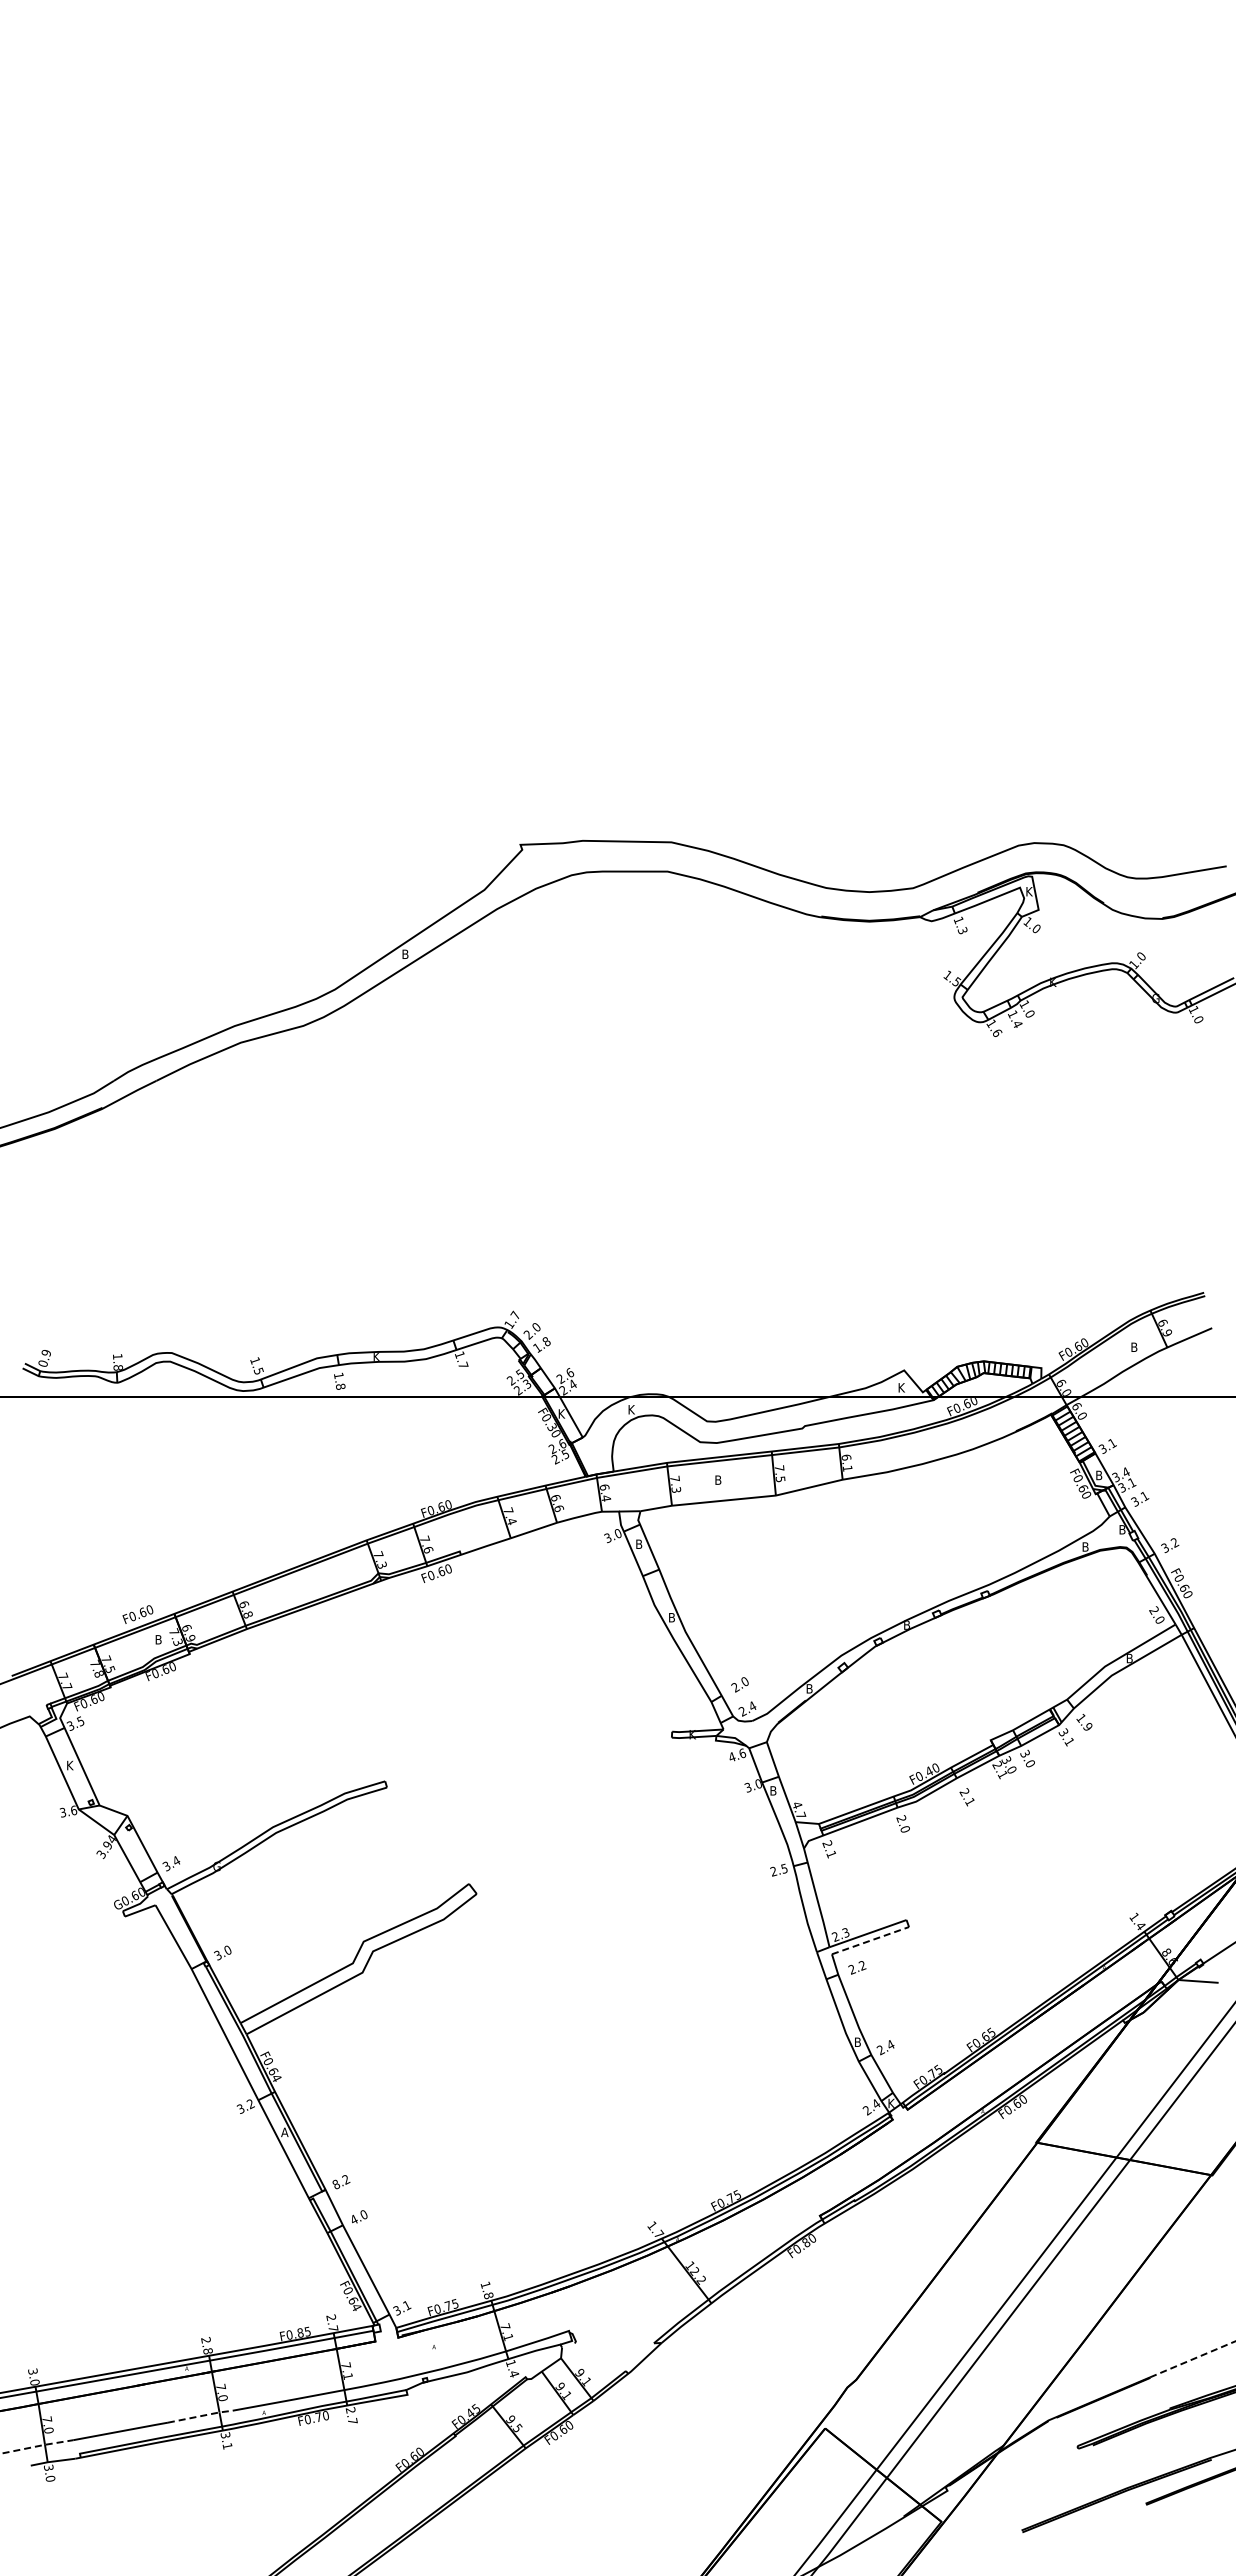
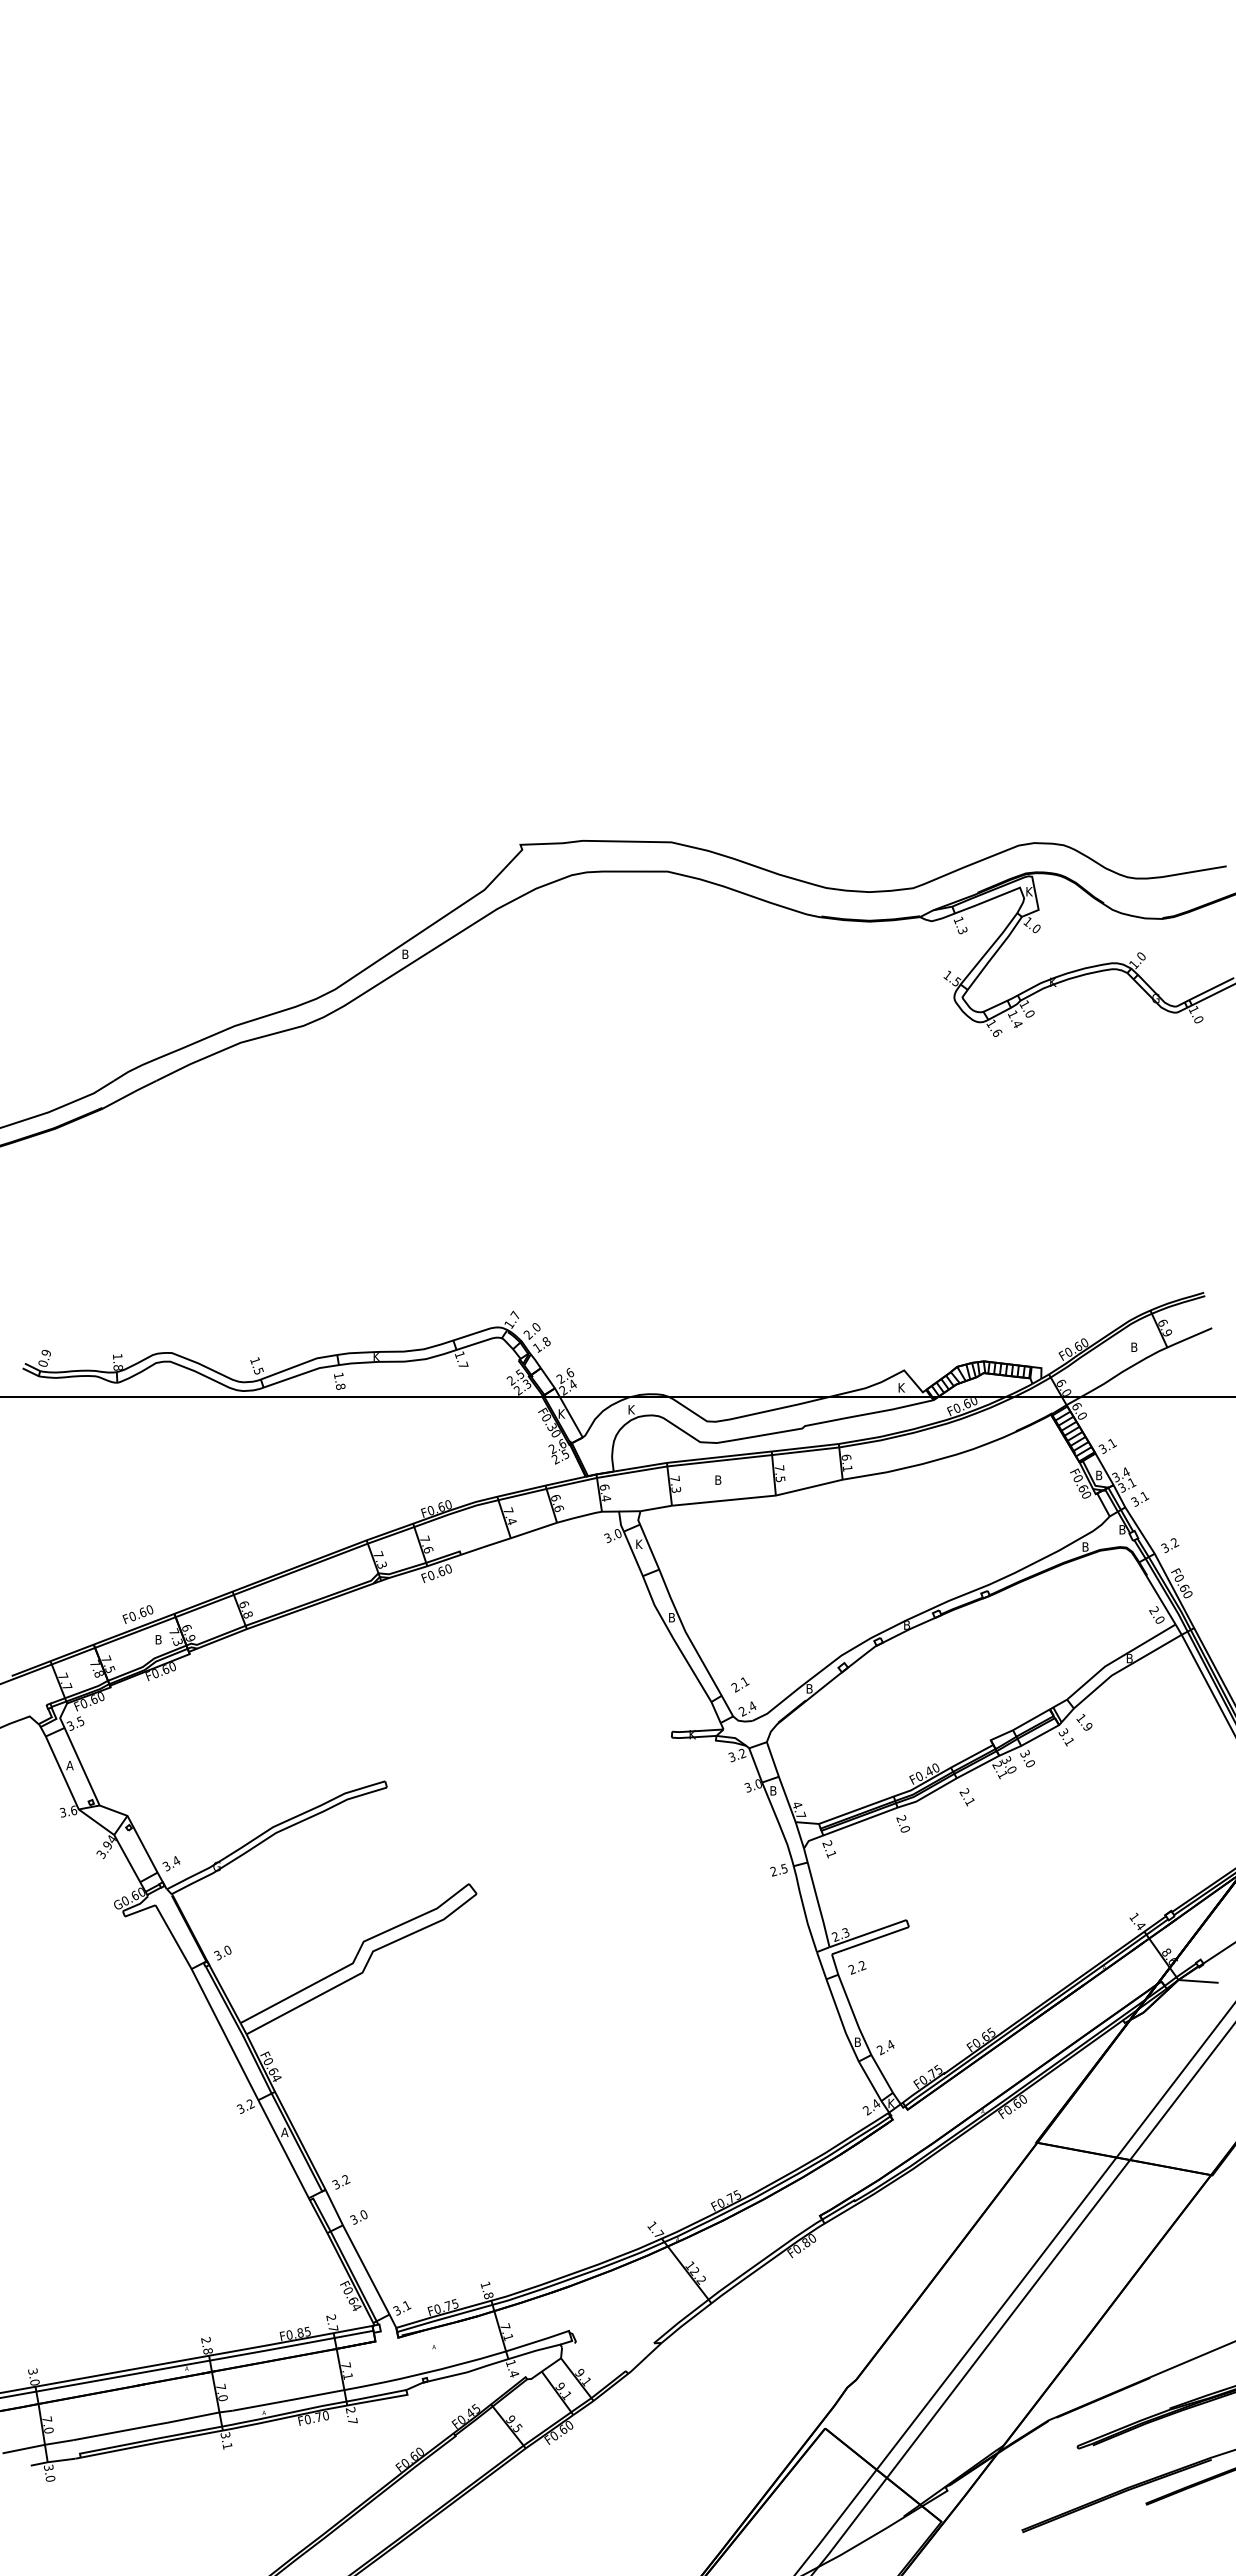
text: B -> K (639, 1543)
text: 2.0 -> 2.1 (745, 1681)
text: 4.6 -> 3.2 (737, 1755)
text: K -> A (69, 1765)
line: dashed -> solid (870, 1940)
text: 8.2 -> 3.2 (336, 2184)
text: 4.0 -> 3.0 (353, 2219)
line: dashed -> solid (1193, 2359)
line: dashed -> solid (201, 2416)
line: dashed -> solid (38, 2446)
